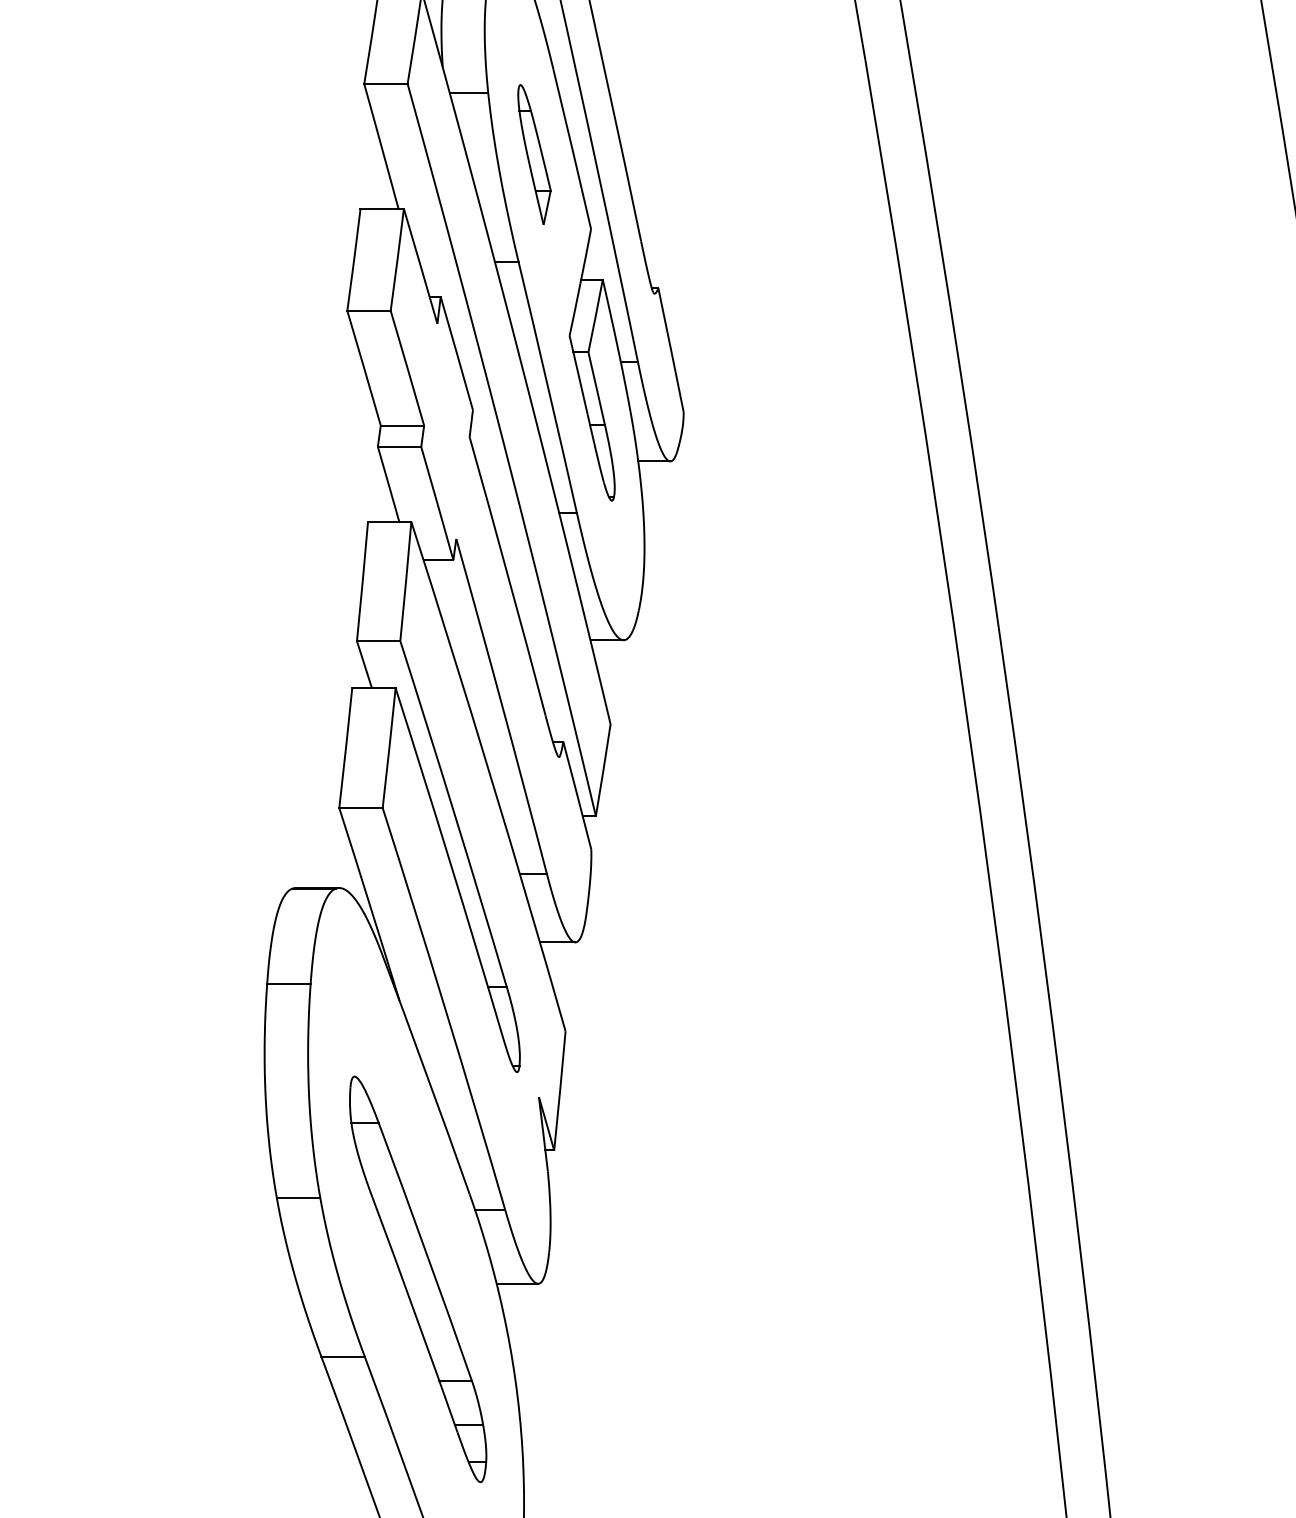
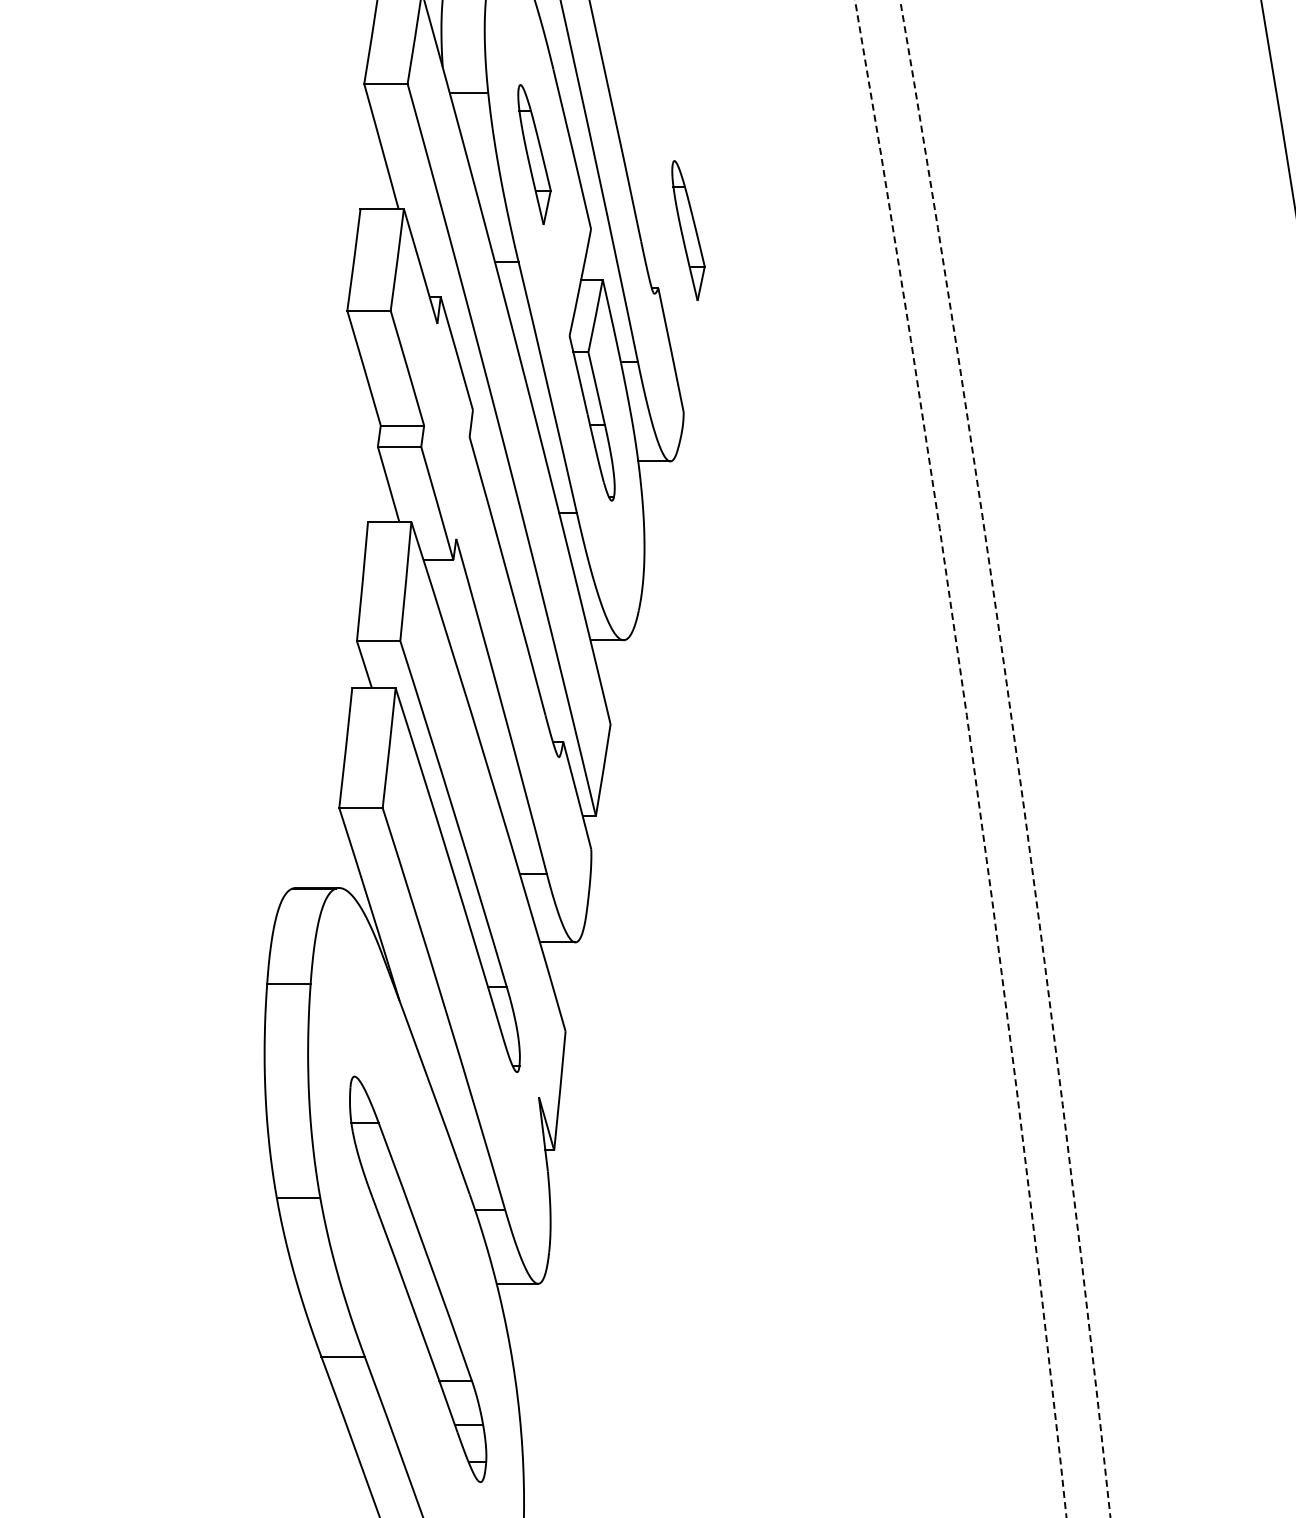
part: none -> present (688, 230)
arc: solid -> dashed (1016, 756)
arc: solid -> dashed (972, 757)
